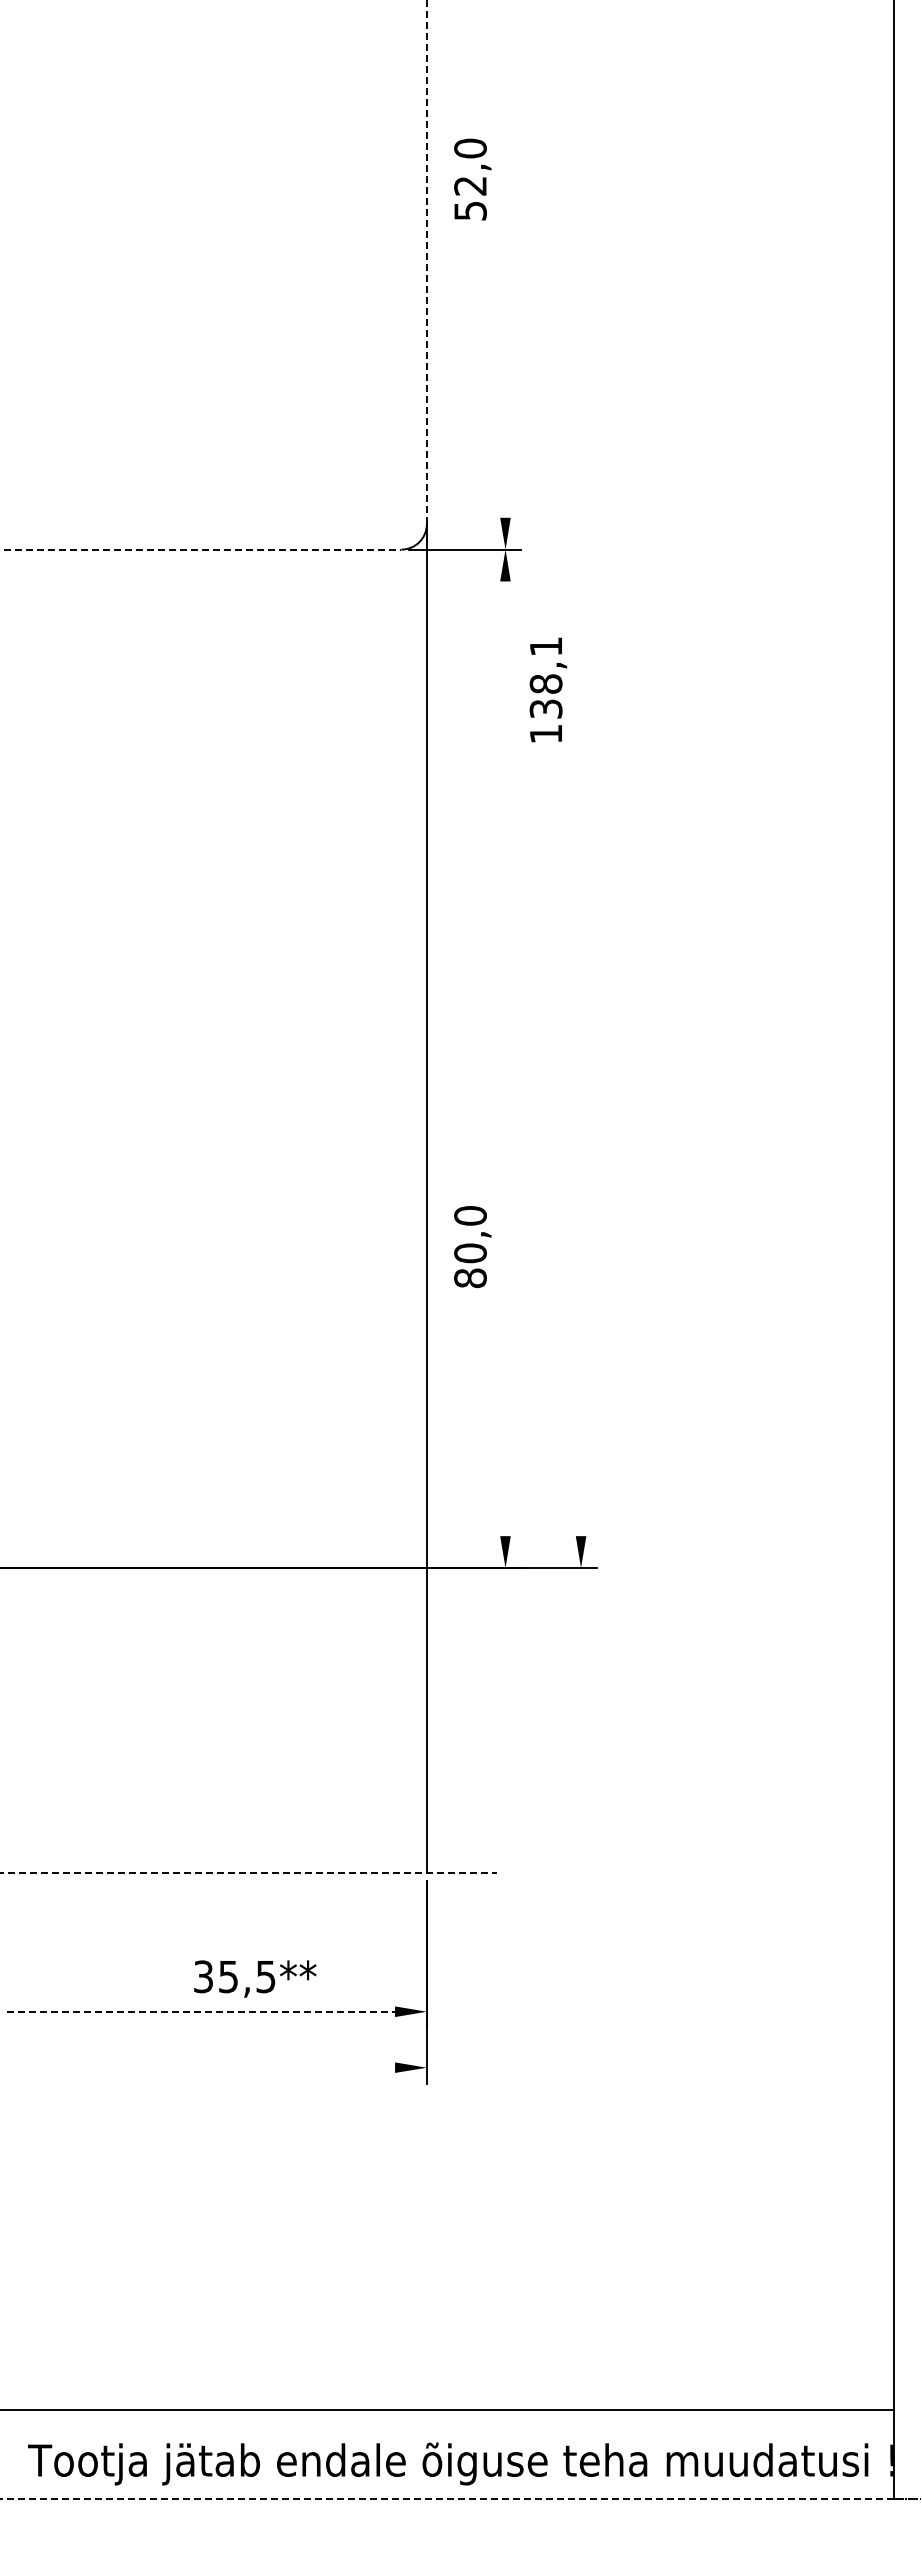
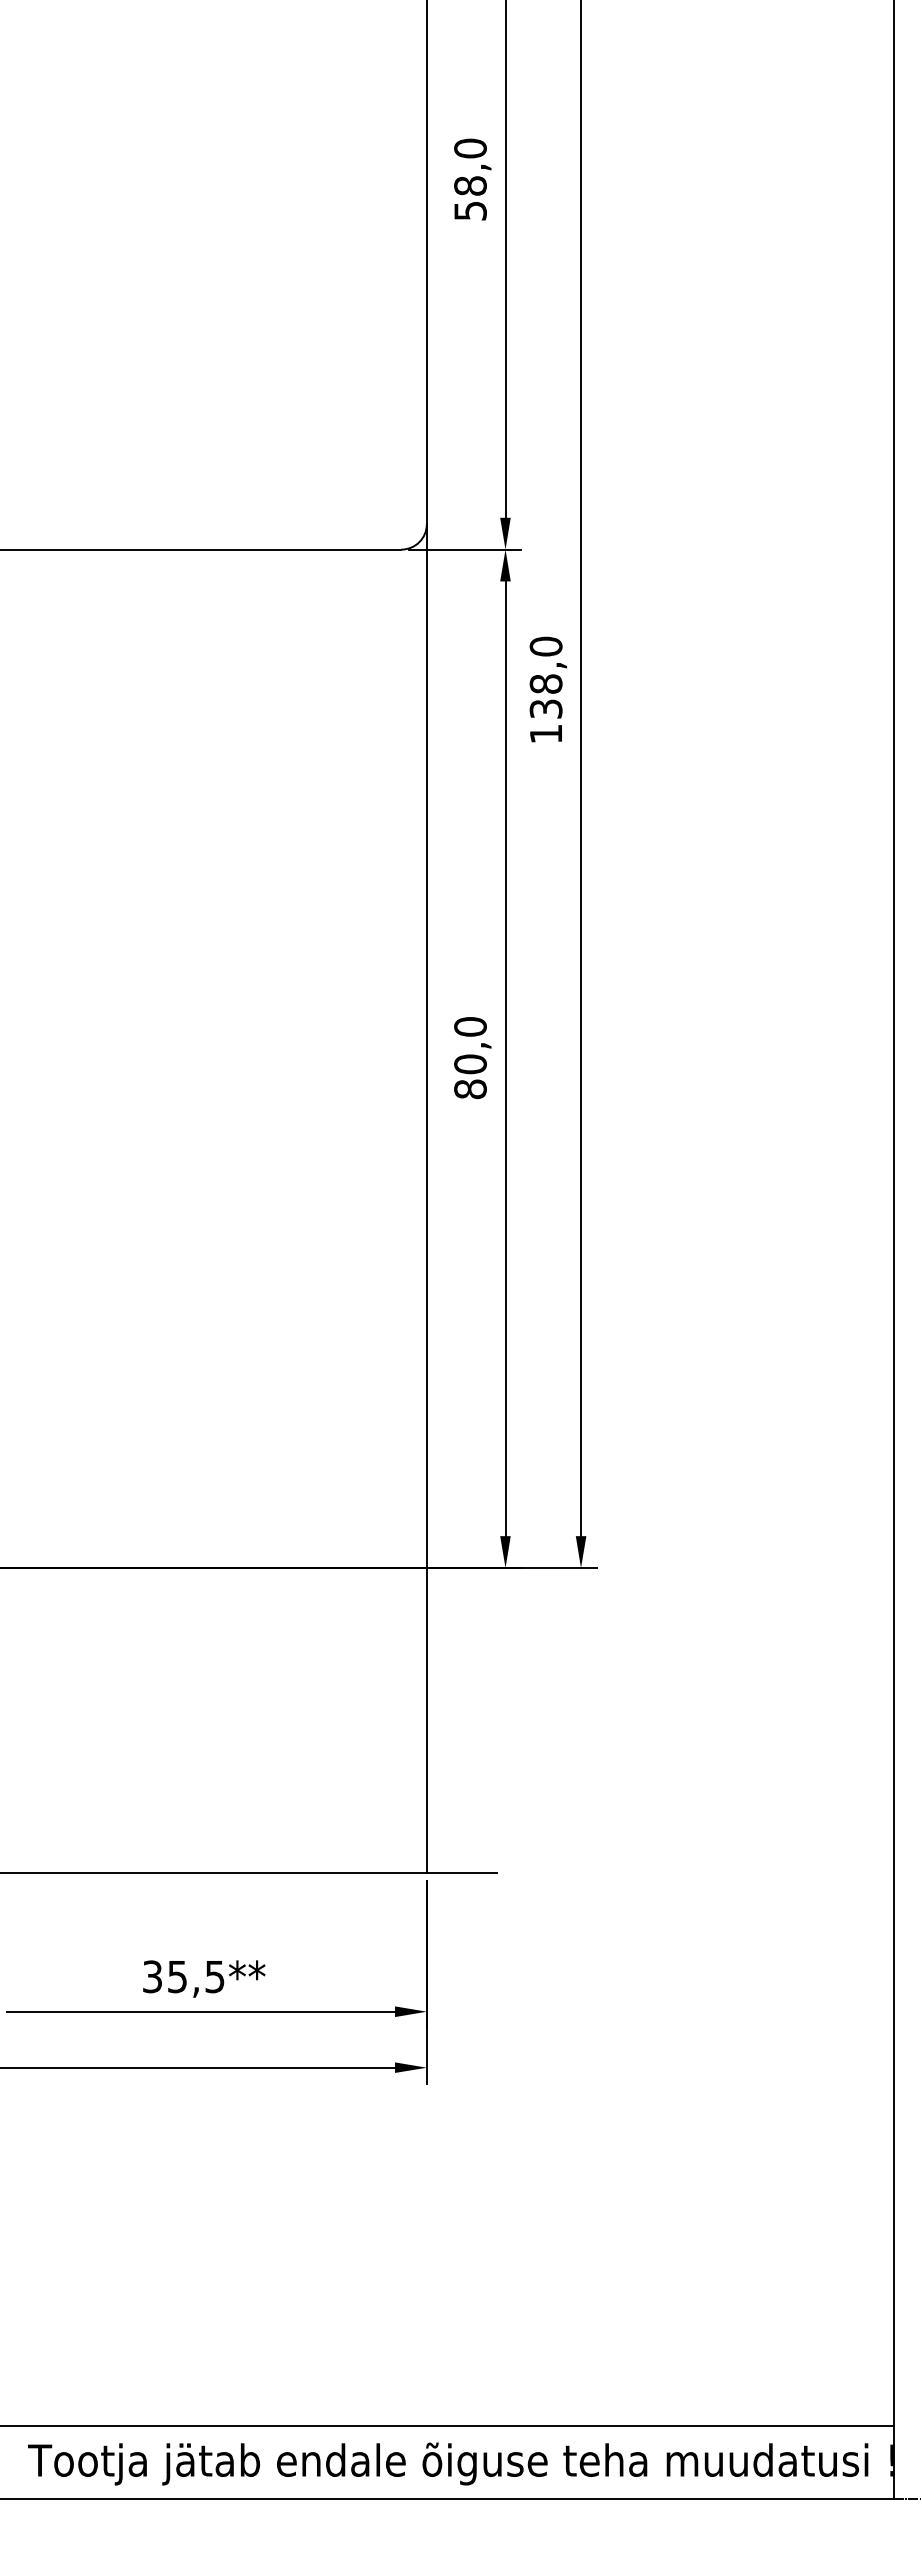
text: 52,0 -> 58,0 (470, 185)
line: none -> present (505, 259)
line: dashed -> solid (426, 262)
line: dashed -> solid (201, 549)
text: 138,1 -> 138,0 (545, 646)
line: none -> present (581, 769)
line: none -> present (505, 1058)
text position: (472, 1247) -> (472, 1058) (472, 1058)
line: dashed -> solid (248, 1873)
text position: (255, 1978) -> (204, 1978) (204, 1978)
line: dashed -> solid (201, 2011)
line: none -> present (198, 2067)
line position: (448, 2410) -> (448, 2426) (448, 2426)
line: dashed -> solid (447, 2498)
